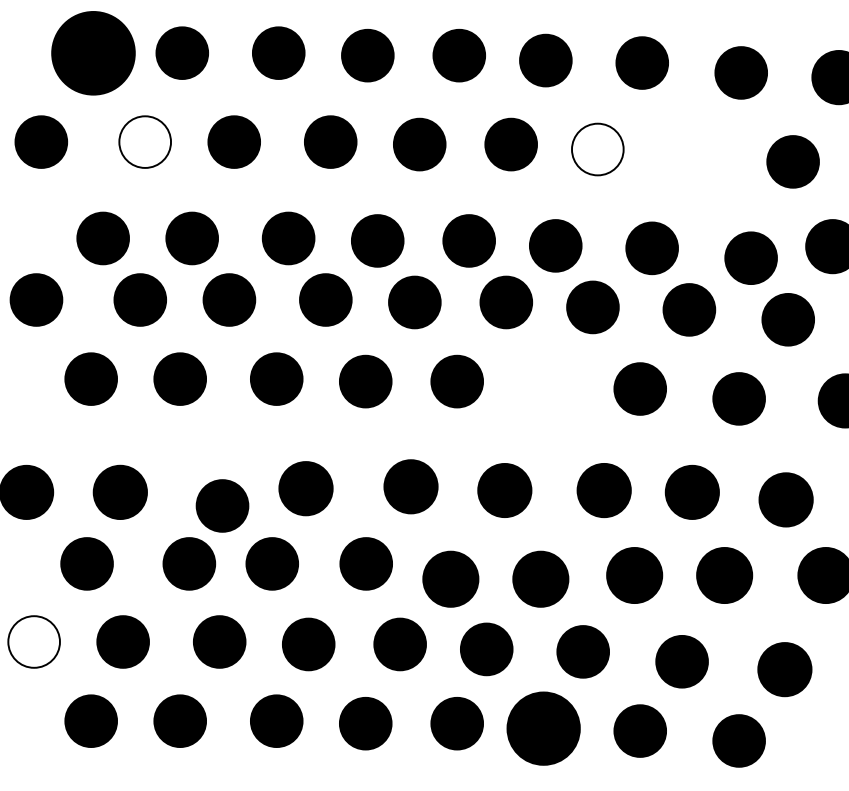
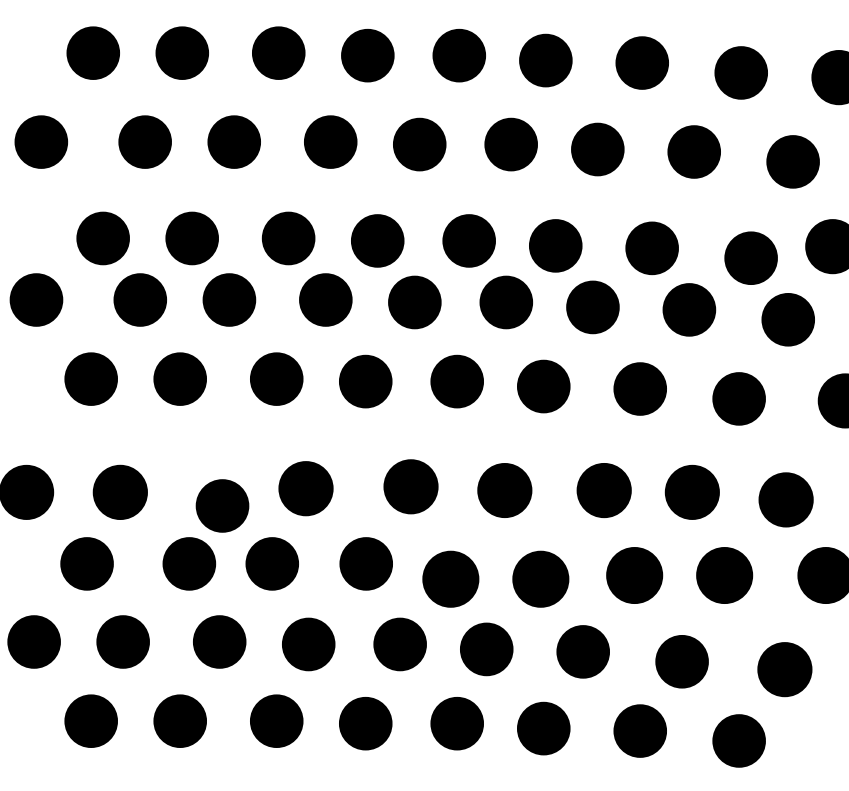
part size: 85x85 px -> 54x54 px (92, 52)
fill: none -> present (145, 141)
fill: none -> present (597, 149)
part: none -> present (693, 151)
part: none -> present (543, 386)
fill: none -> present (33, 641)
part size: 75x75 px -> 54x55 px (543, 728)
